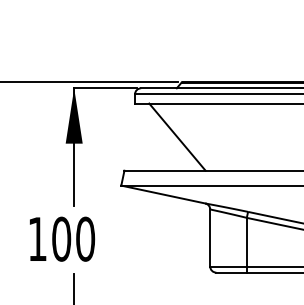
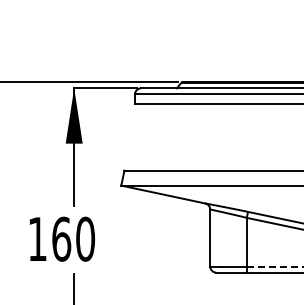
line: present -> none (177, 136)
text: 100 -> 160 (61, 238)
line: solid -> dashed (275, 266)
